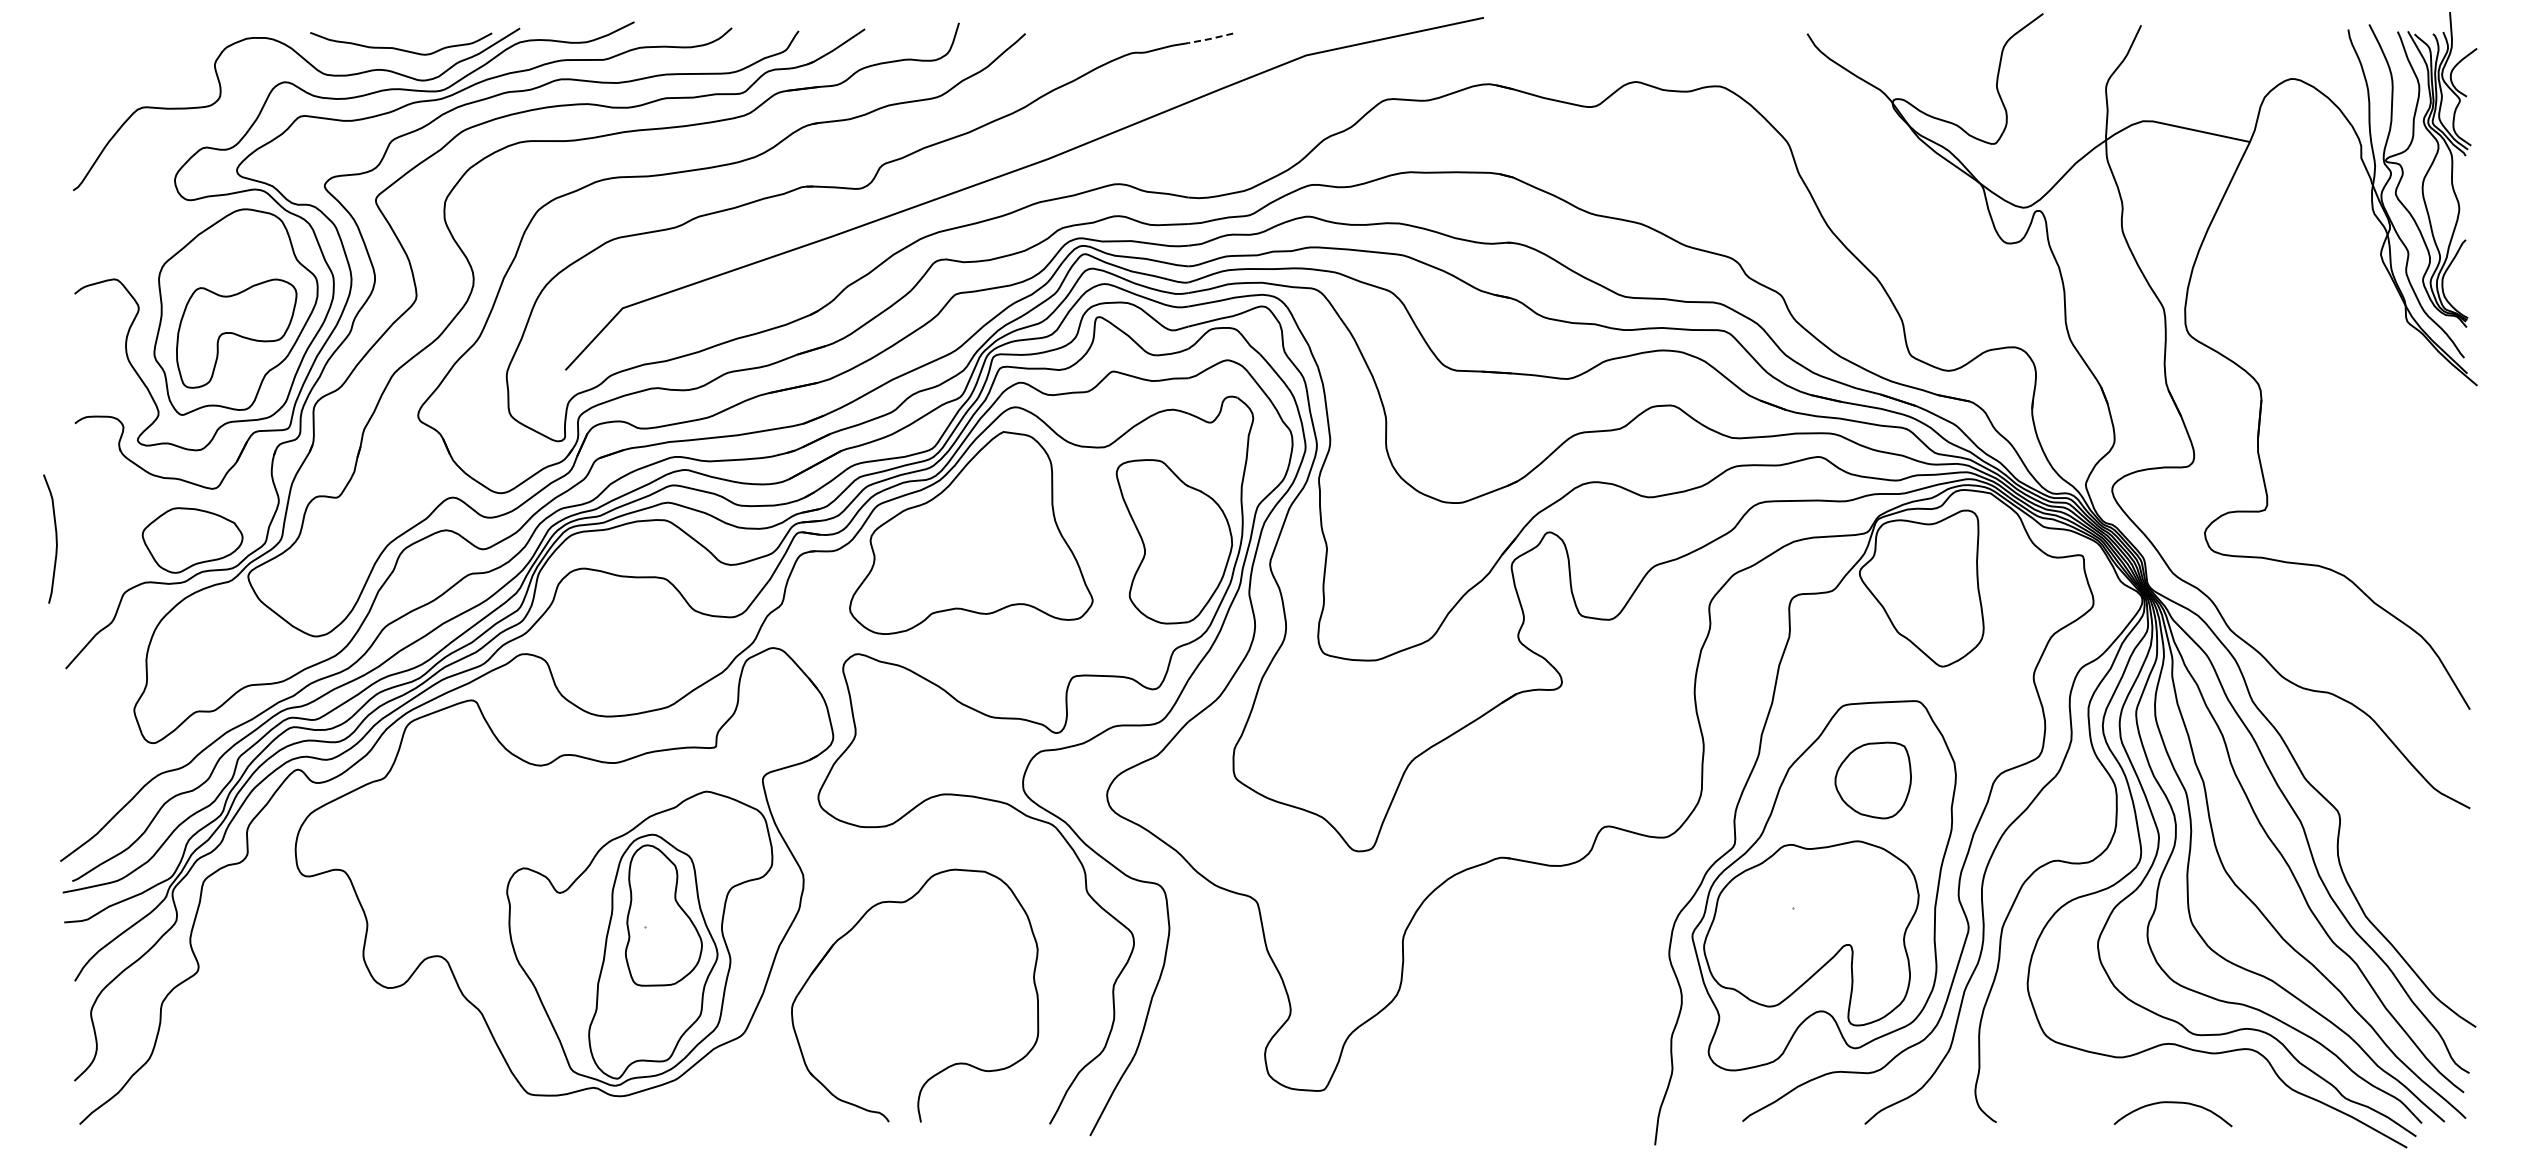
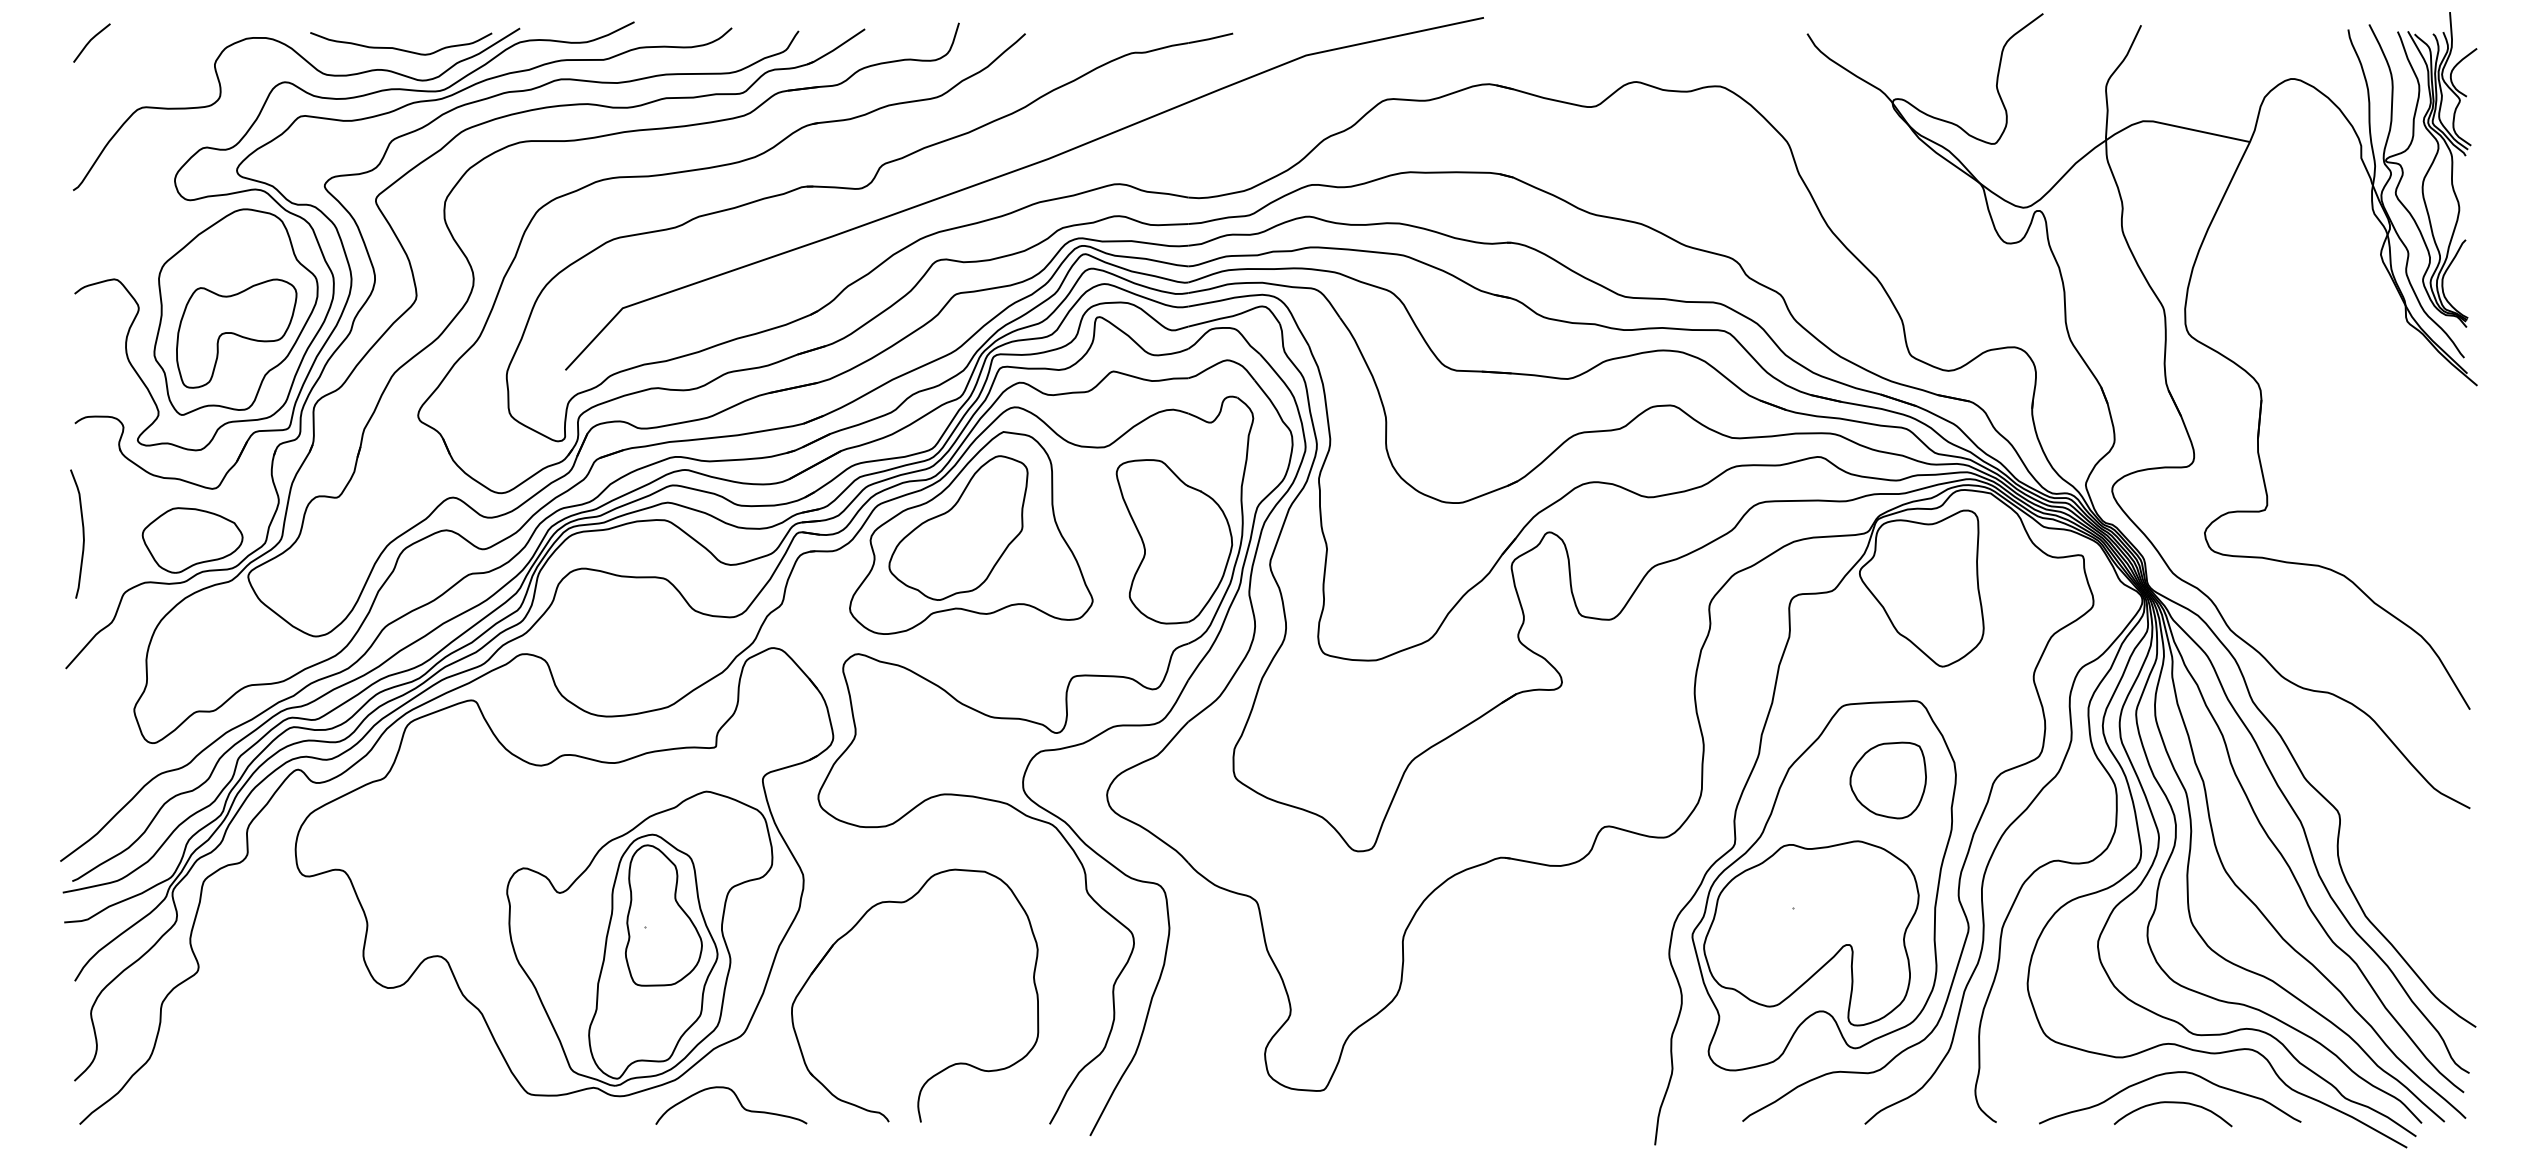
line: dashed -> solid (1210, 39)
line: none -> present (90, 41)
part: none -> present (958, 527)
curve position: (55, 538) -> (82, 533) (82, 533)
part position: (1872, 780) -> (1887, 780) (1887, 780)
curve: none -> present (2168, 1074)
curve: none -> present (738, 1102)
